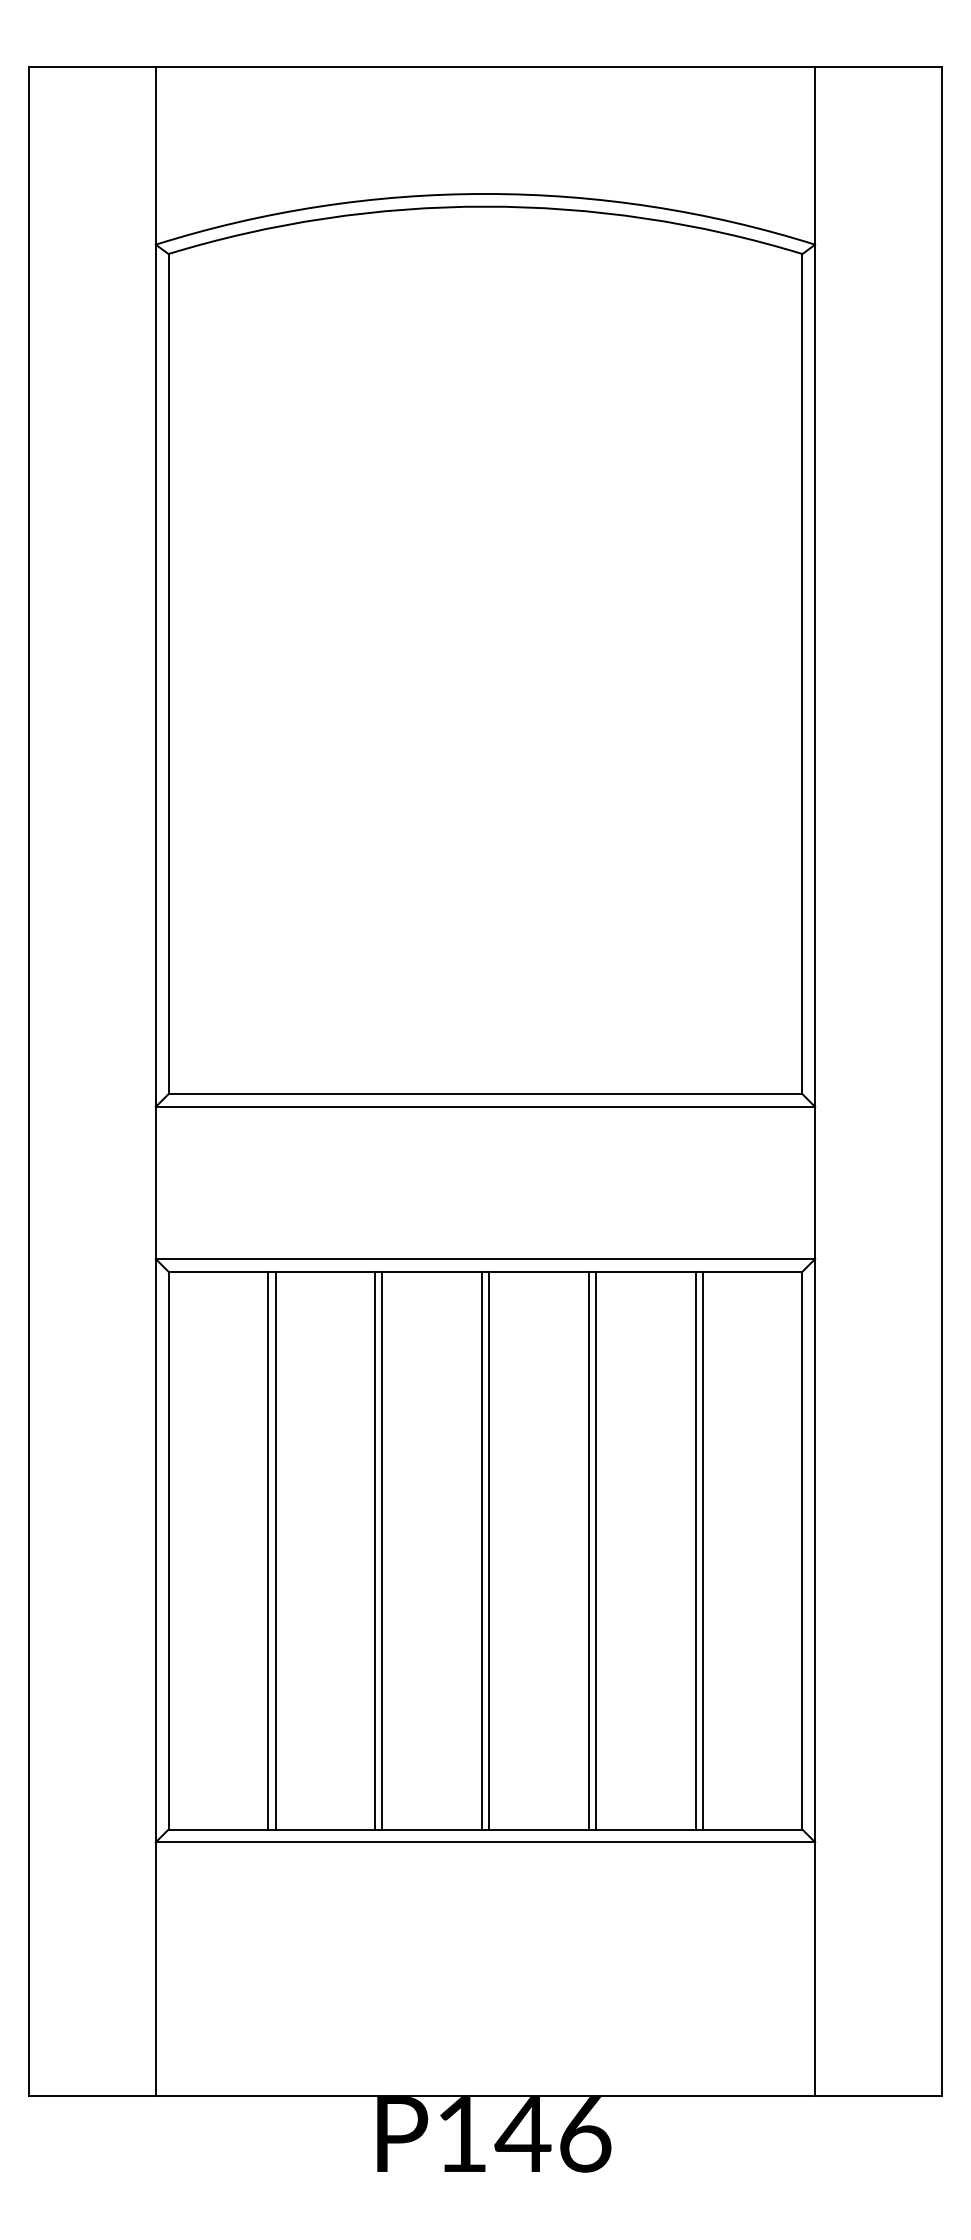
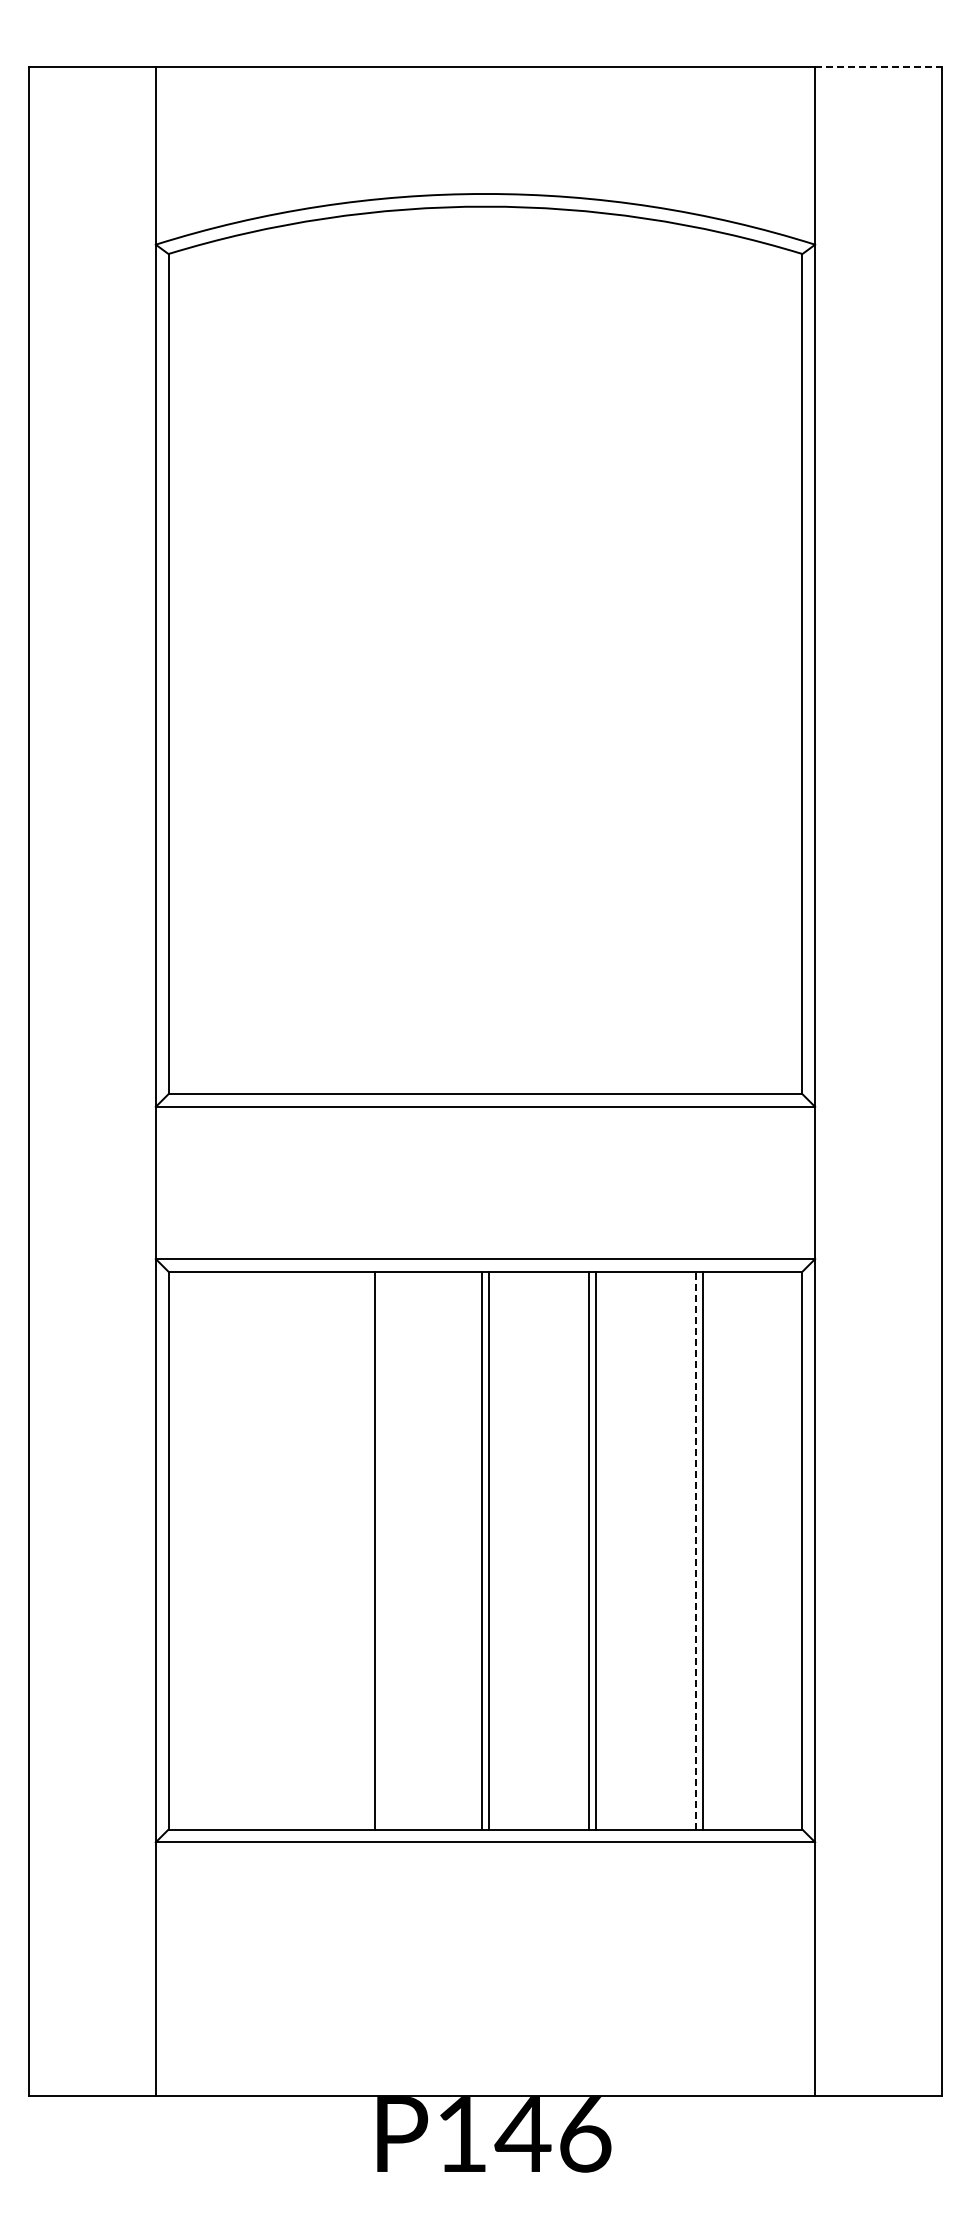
line: solid -> dashed (879, 67)
line: present -> none (267, 1550)
line: present -> none (275, 1550)
line: present -> none (382, 1550)
line: solid -> dashed (695, 1550)
